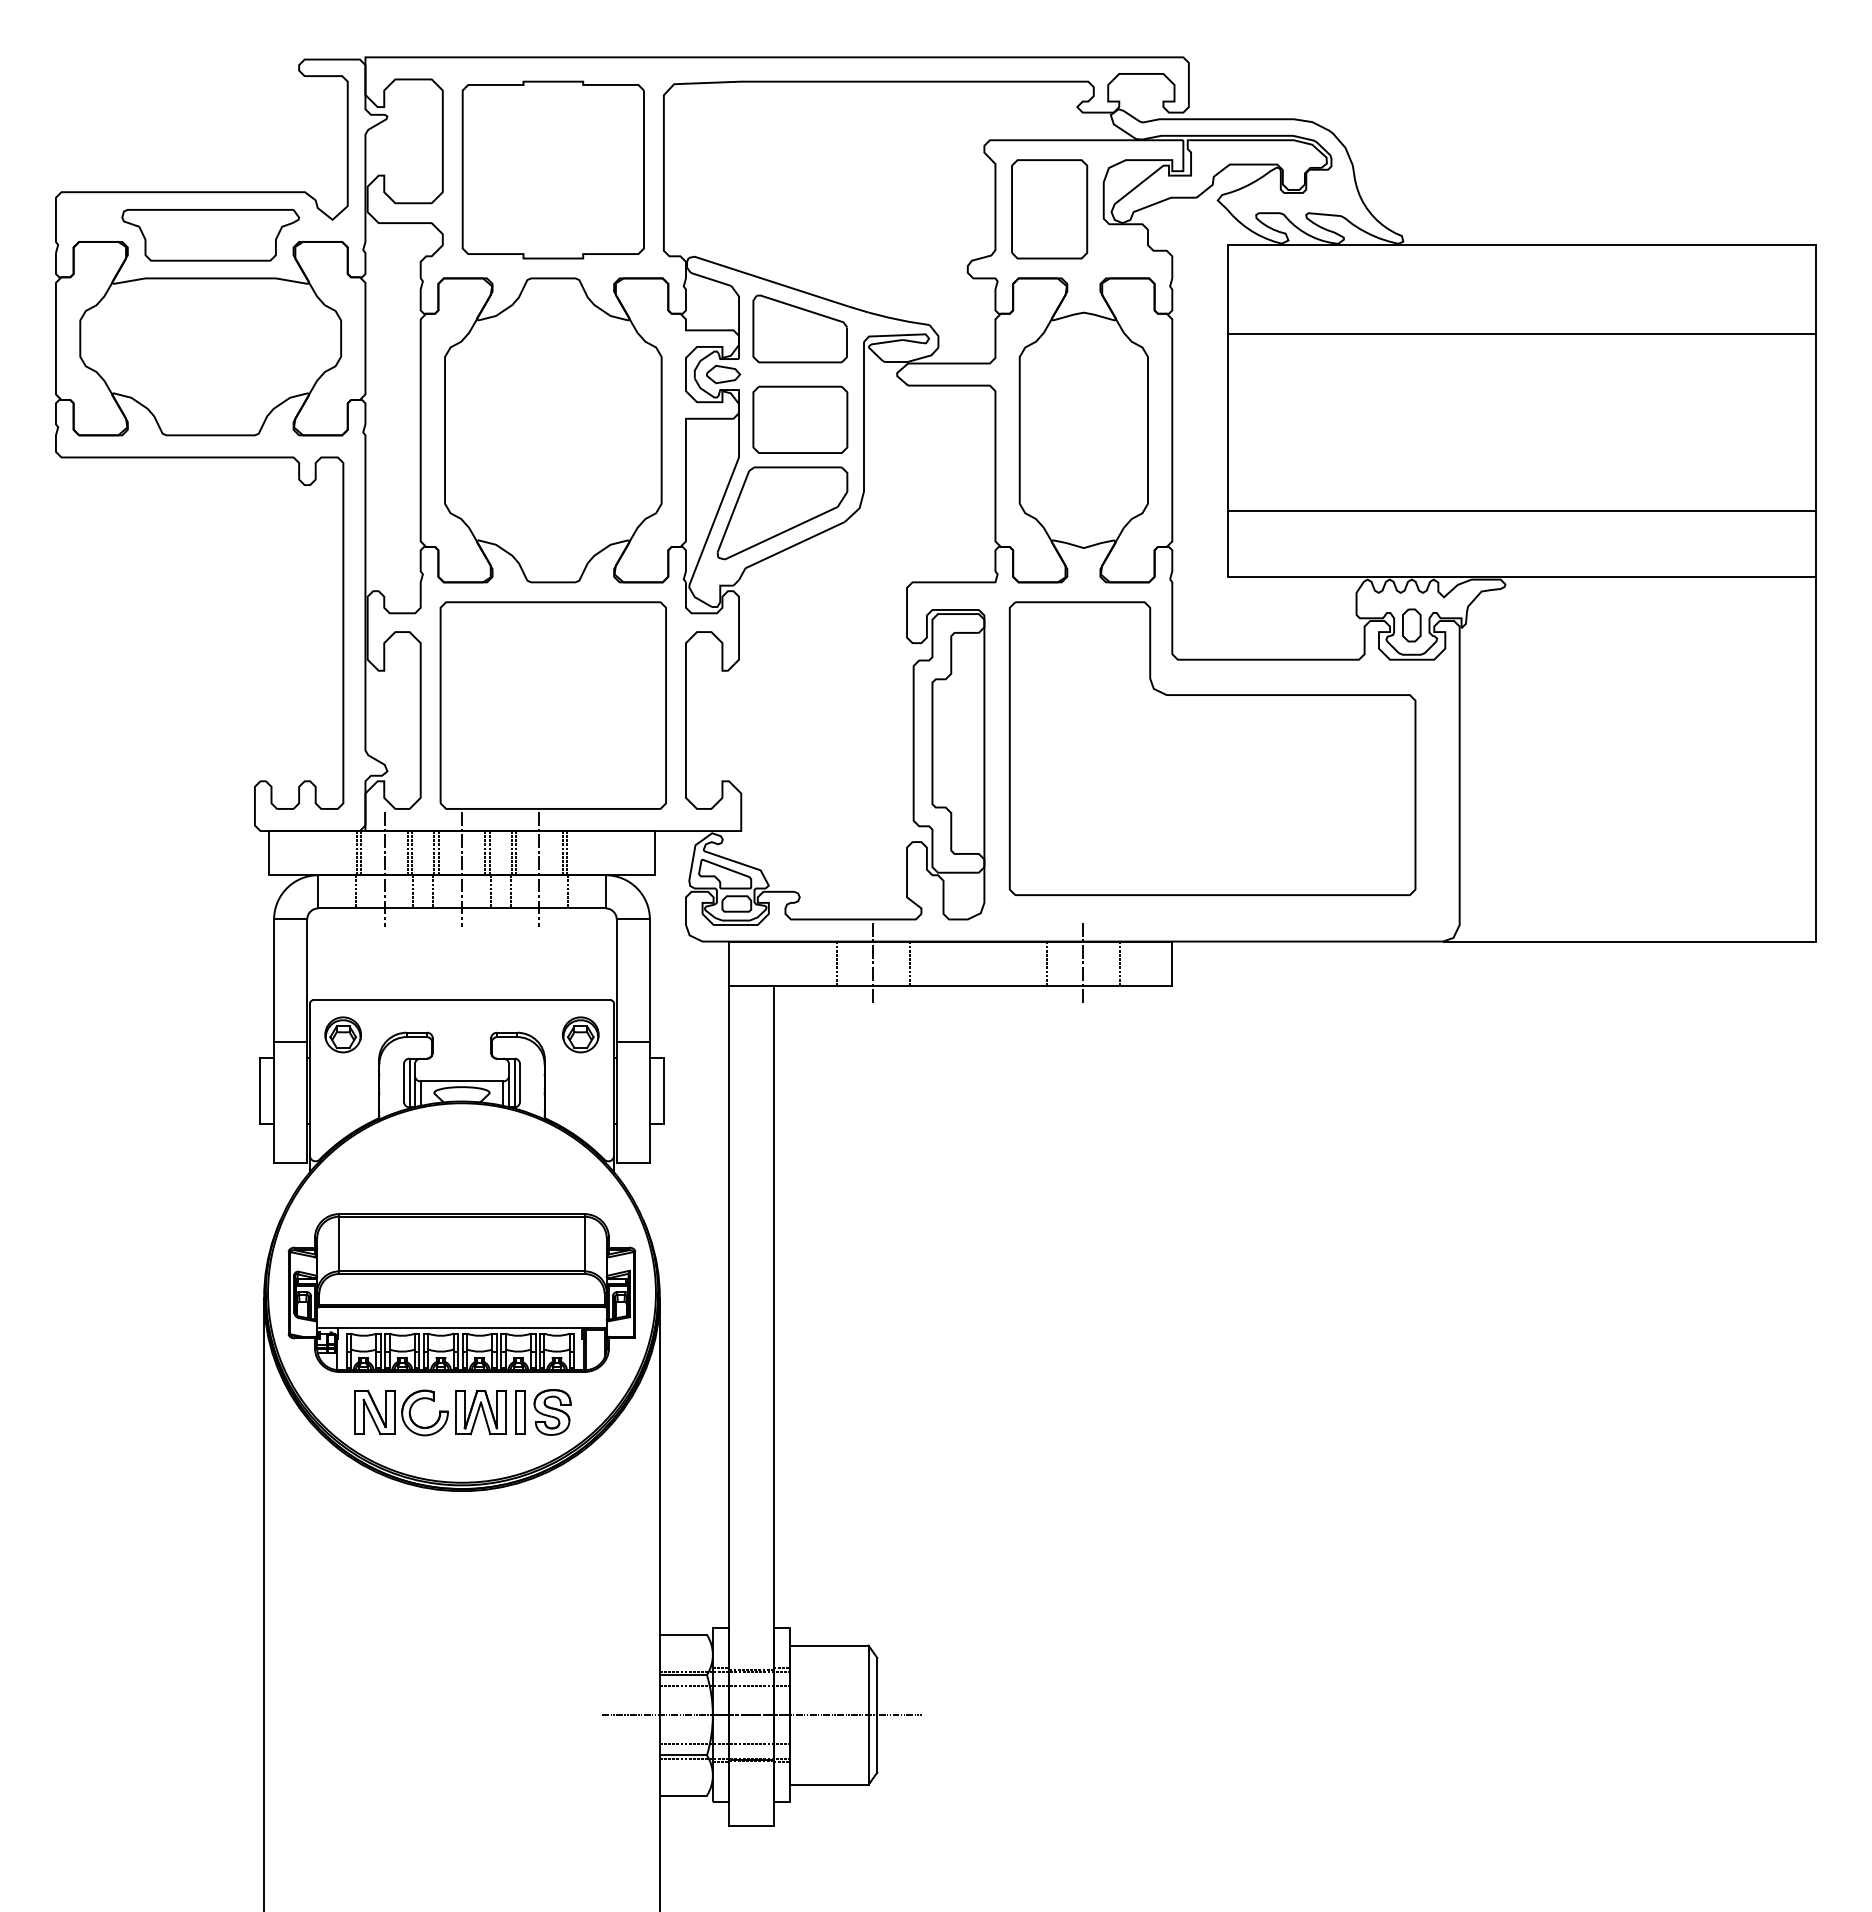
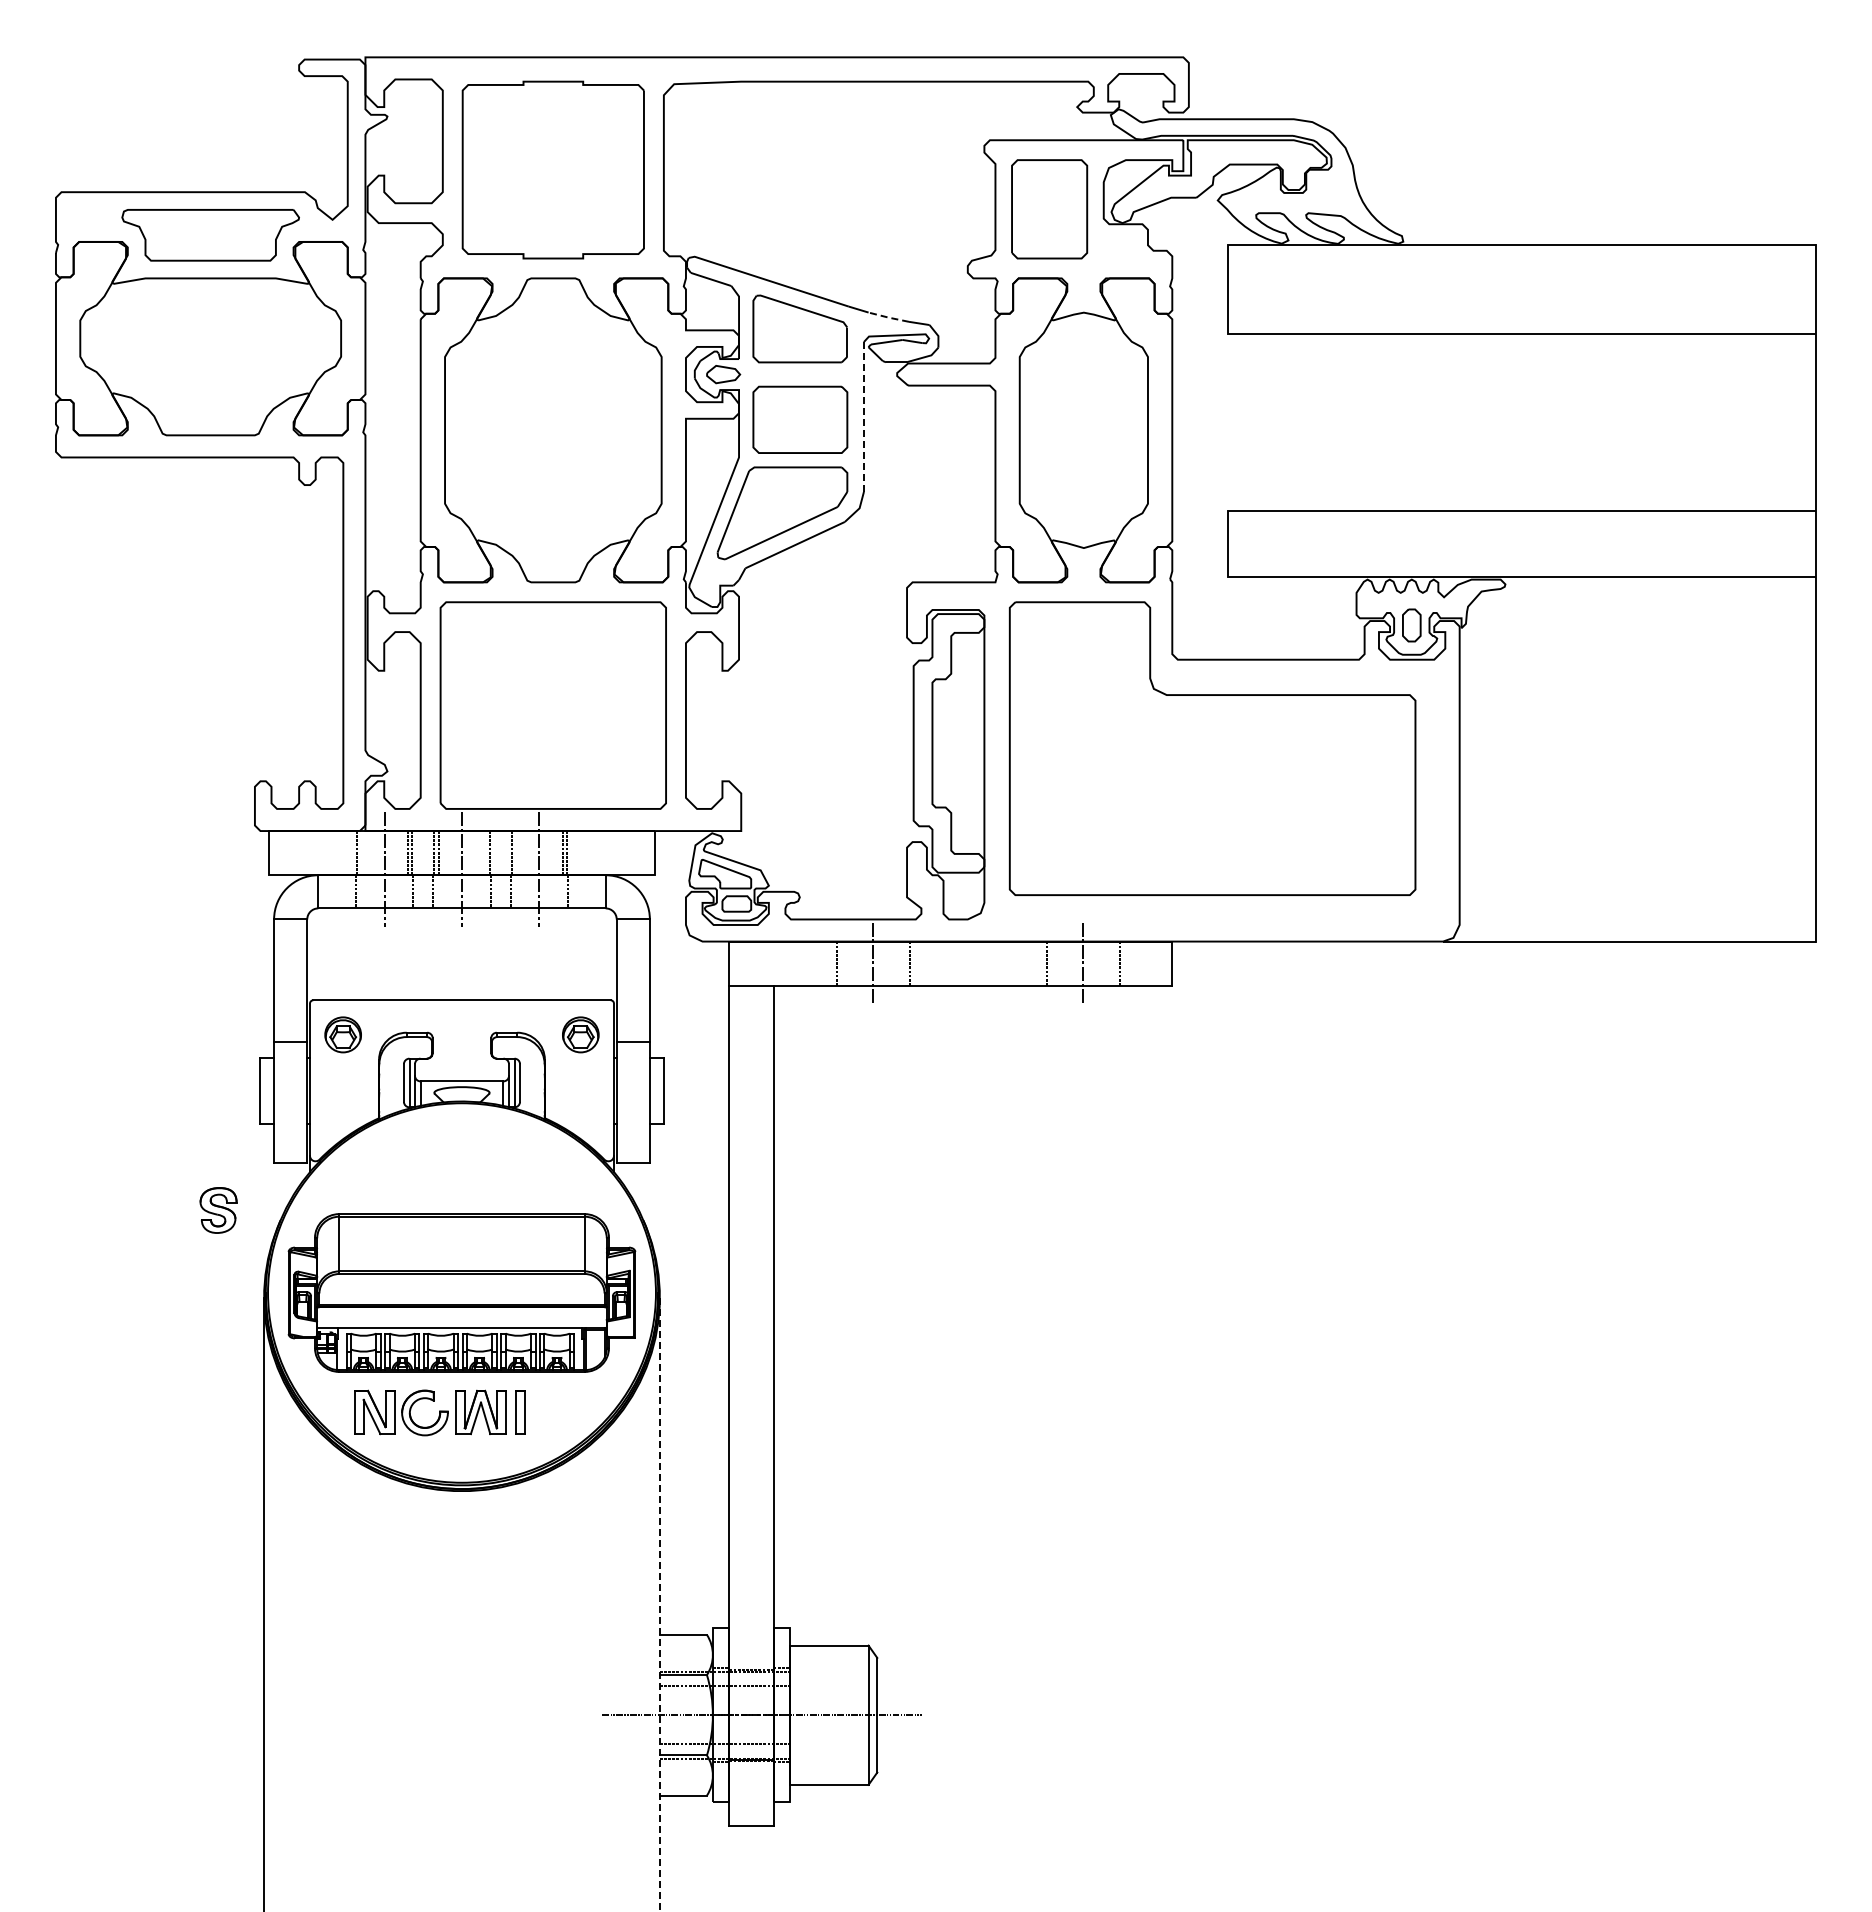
line: solid -> dashed (888, 317)
line: solid -> dashed (863, 417)
line: present -> none (1227, 421)
line: present -> none (361, 853)
line: present -> none (485, 853)
line: present -> none (516, 853)
part position: (552, 1412) -> (218, 1210) (218, 1210)
line: solid -> dashed (659, 1604)
